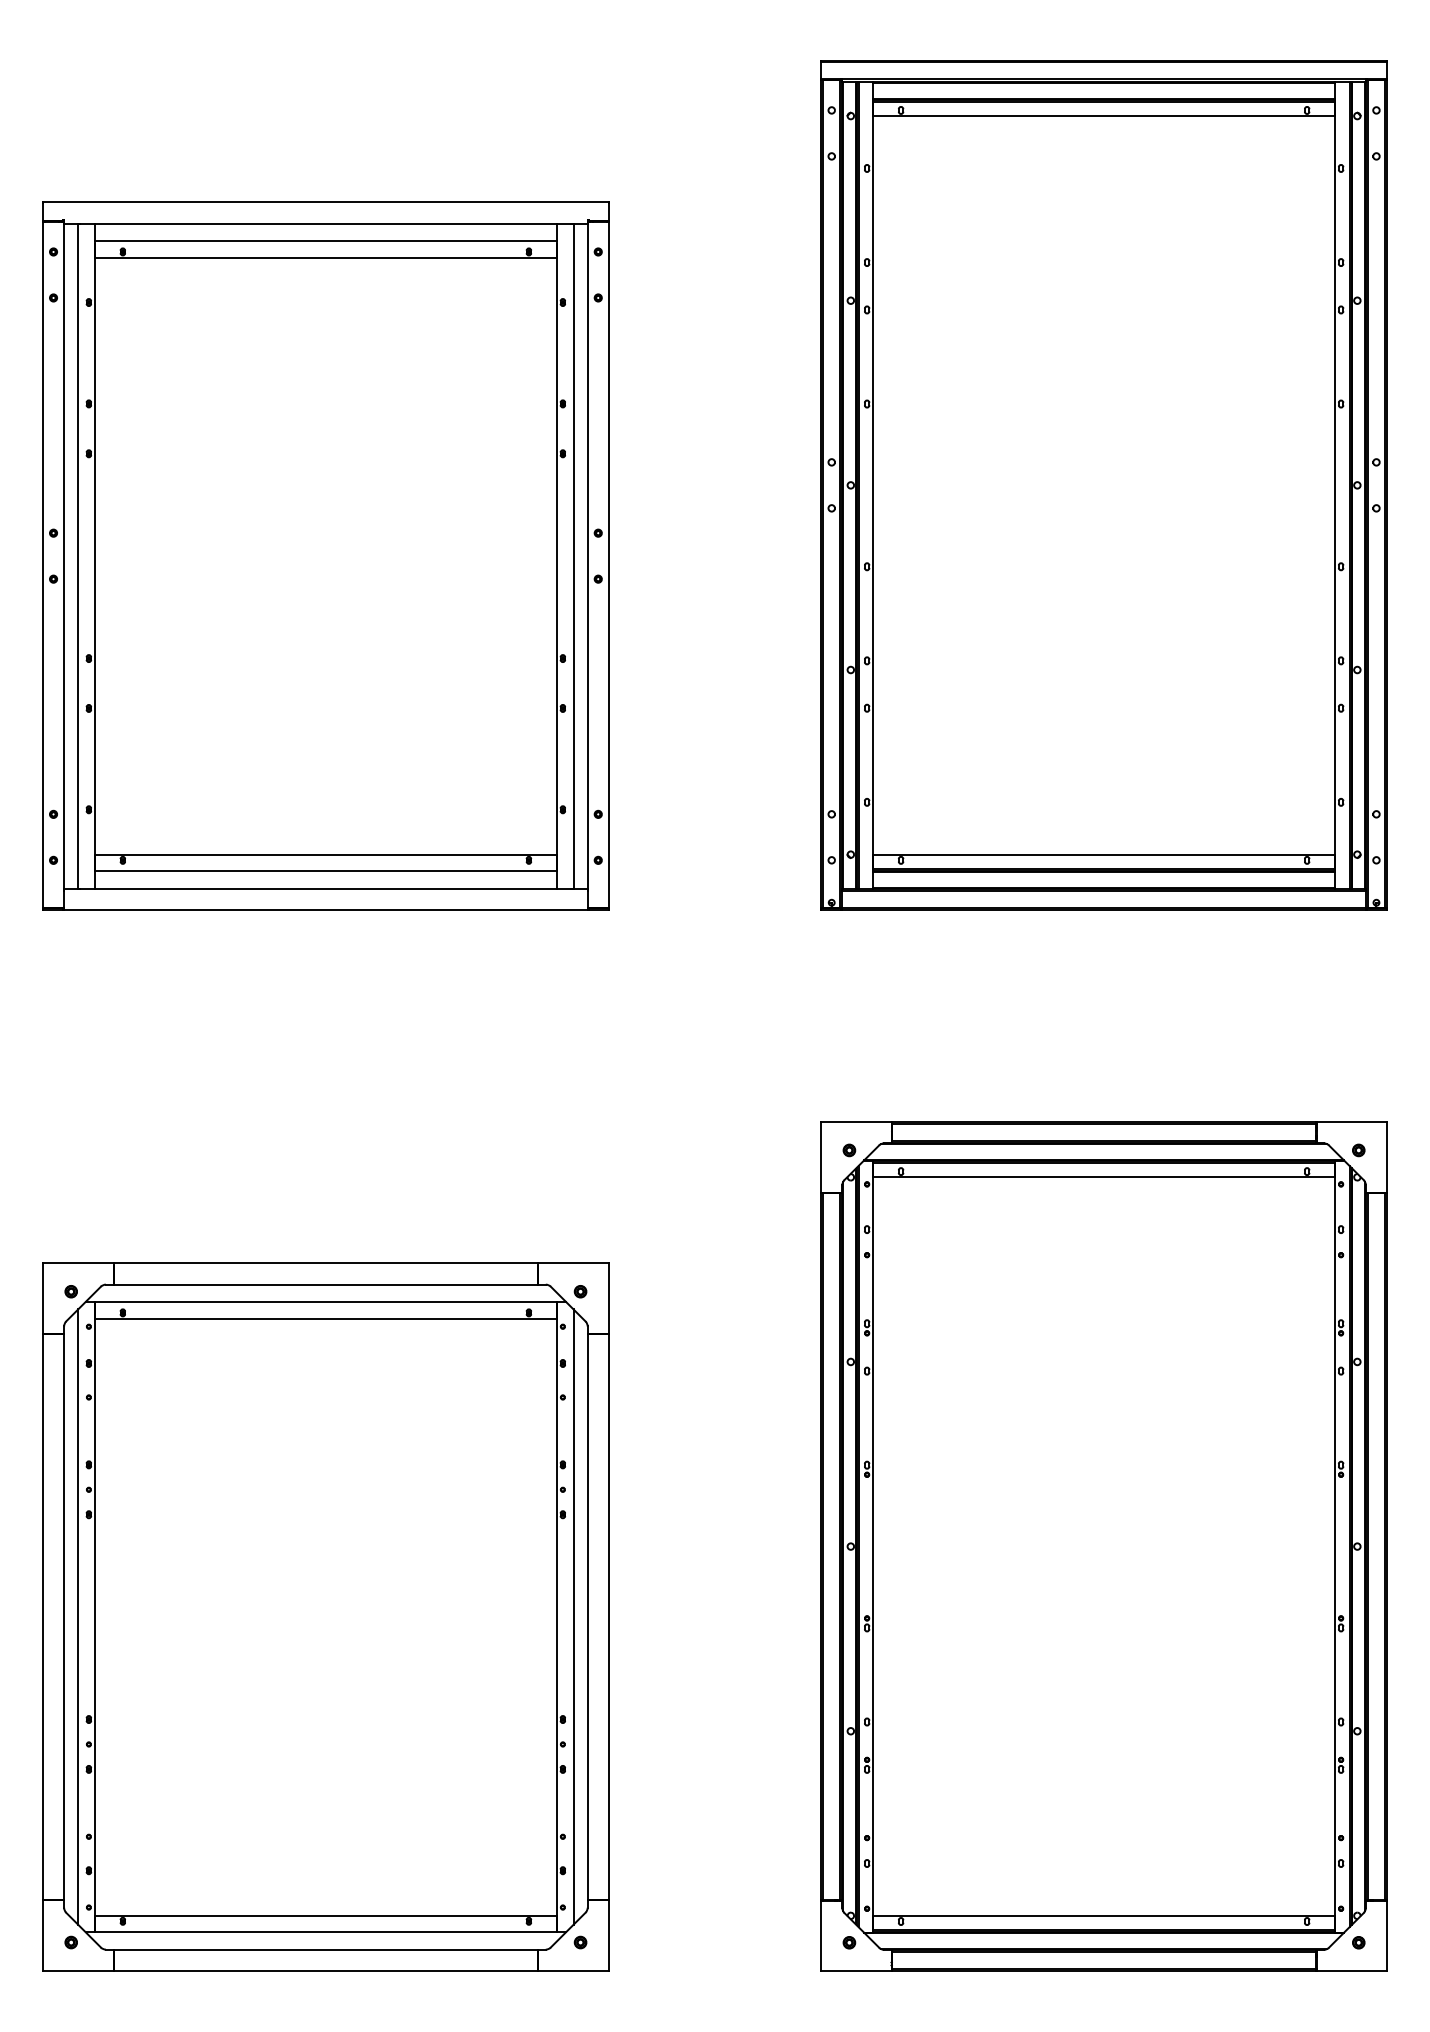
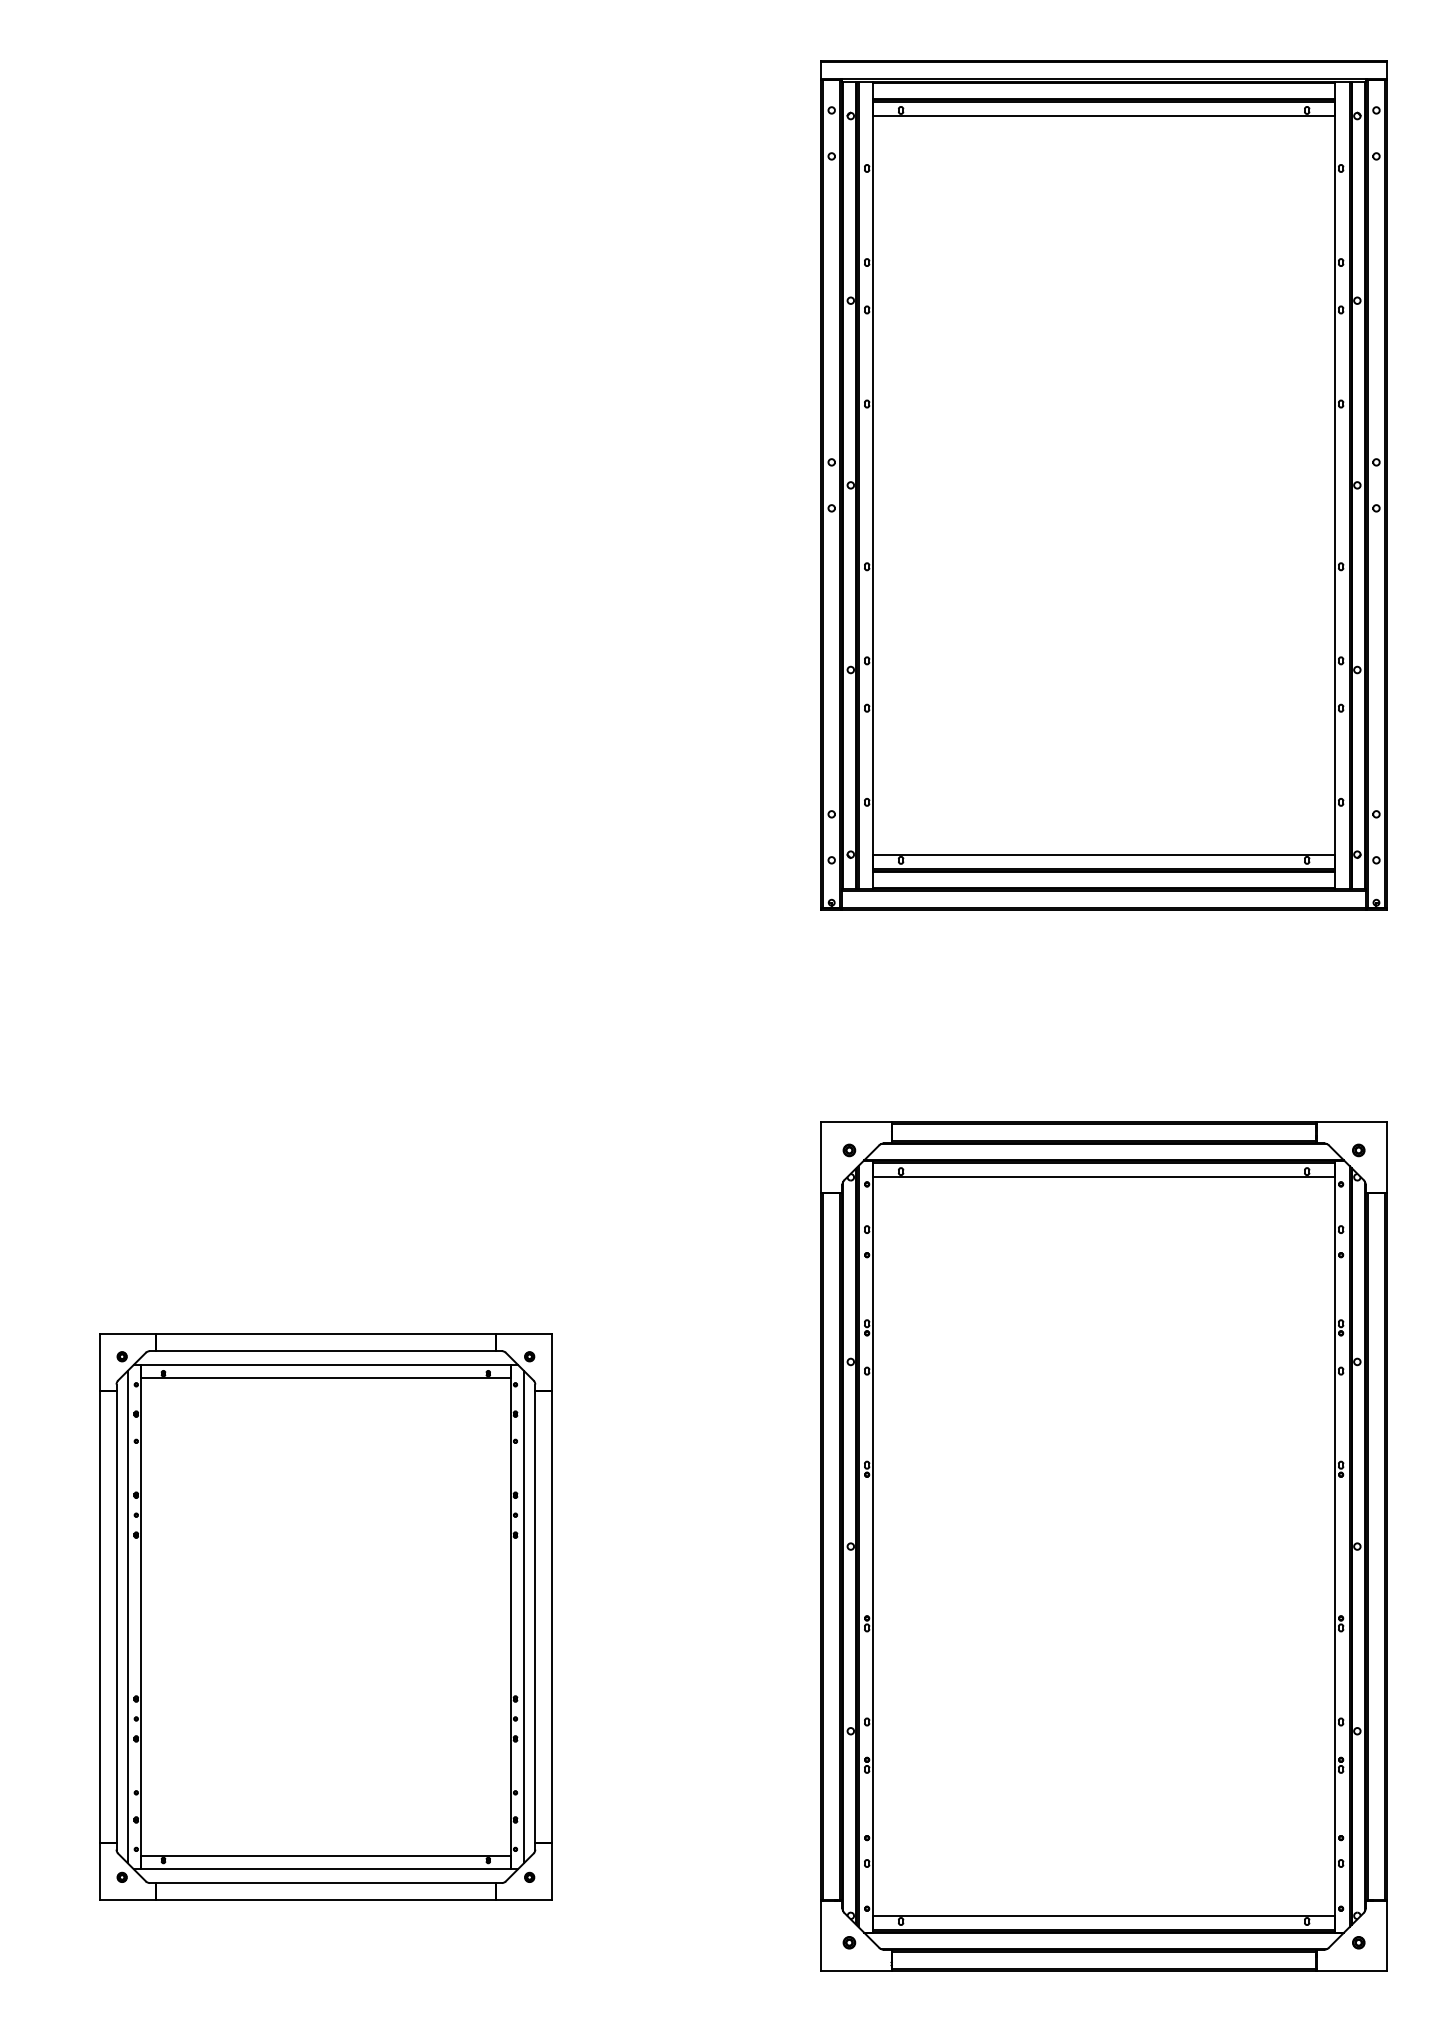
part: present -> none (325, 555)
part size: 568x710 px -> 454x568 px (325, 1616)
